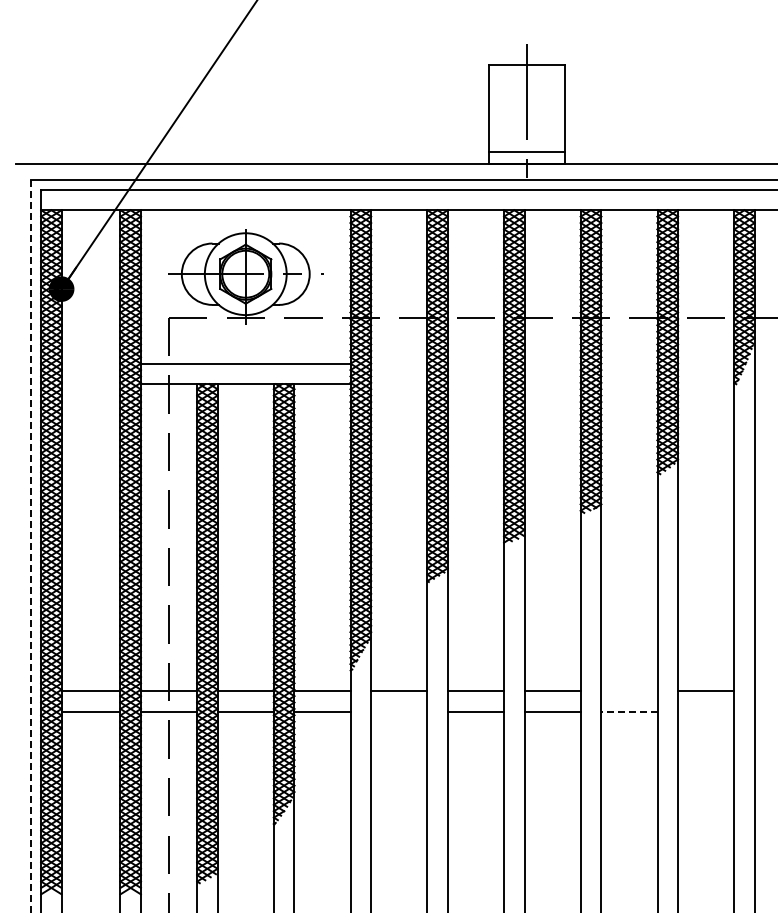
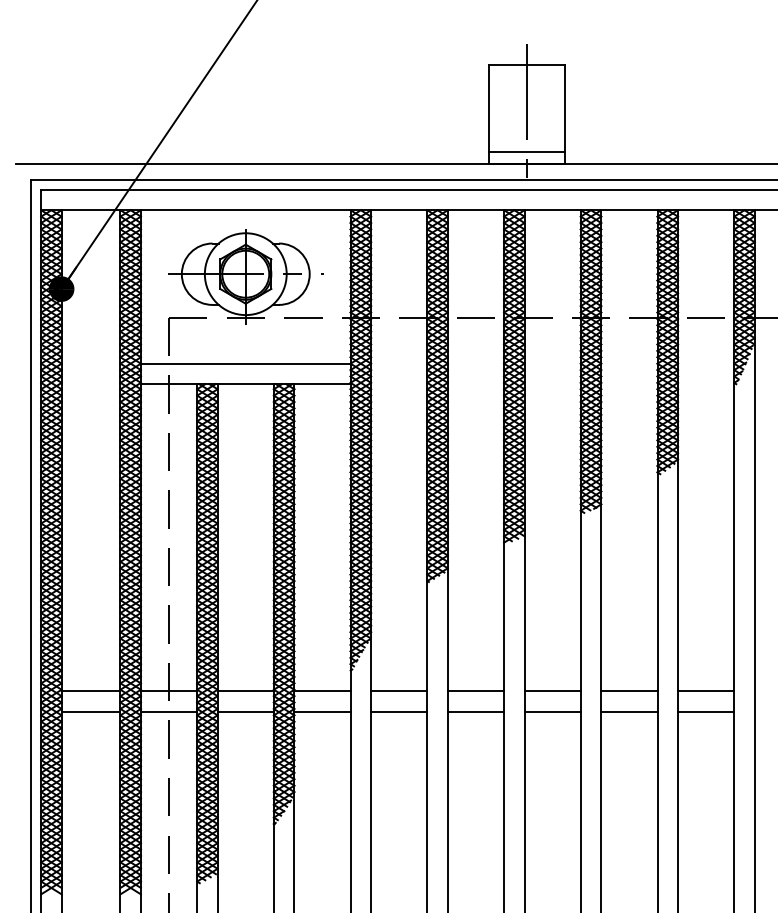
line: dashed -> solid (30, 546)
line: none -> present (629, 691)
line: none -> present (399, 711)
line: dashed -> solid (628, 711)
line: none -> present (705, 711)
